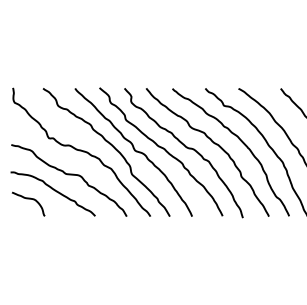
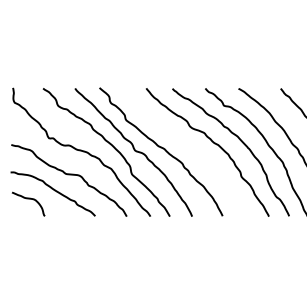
curve: present -> none (186, 148)
